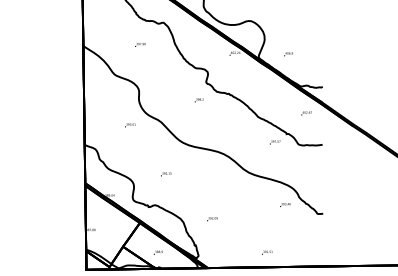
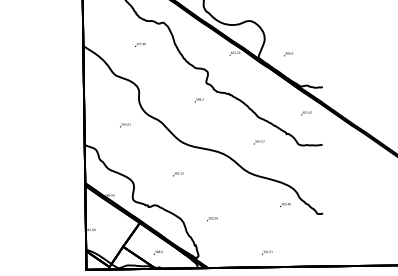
text position: (130, 125) -> (125, 125) (125, 125)
text position: (275, 142) -> (259, 142) (259, 142)
text position: (166, 174) -> (178, 174) (178, 174)
